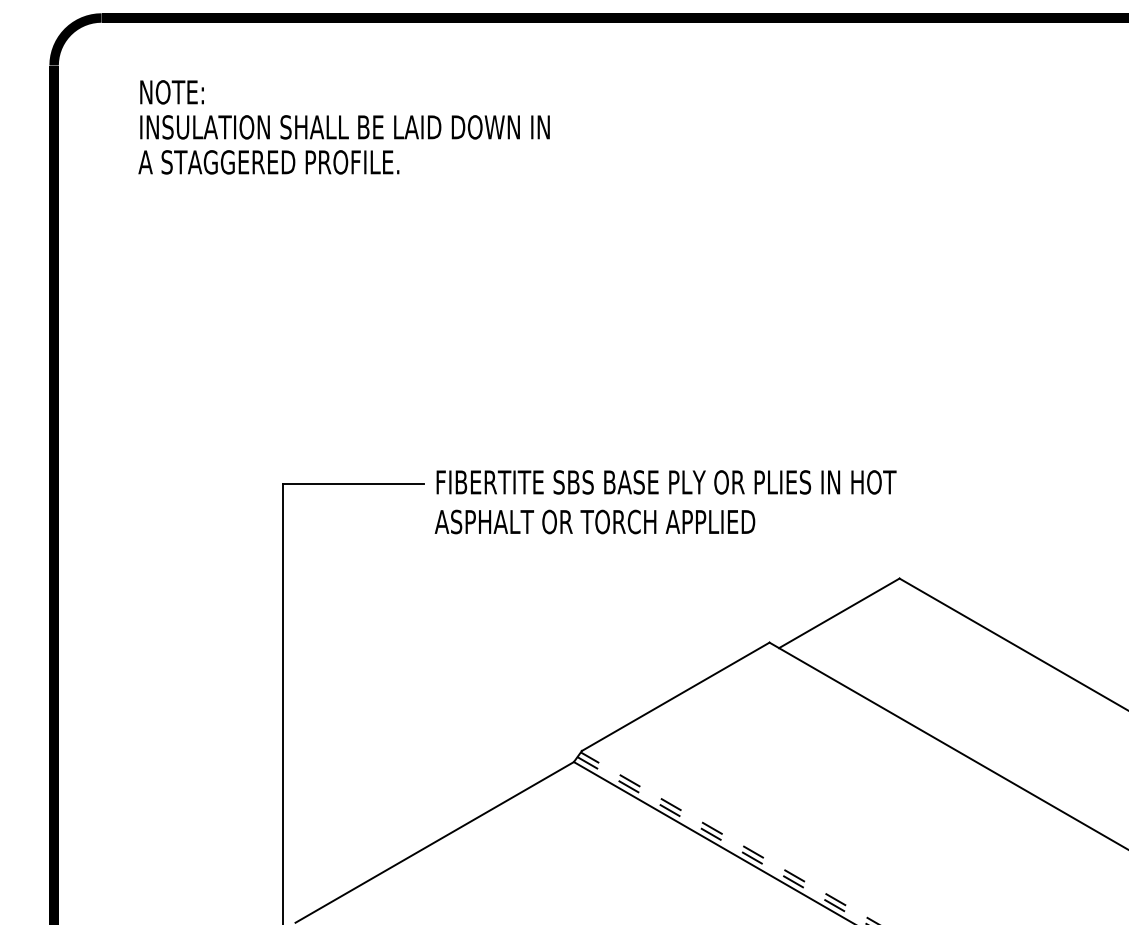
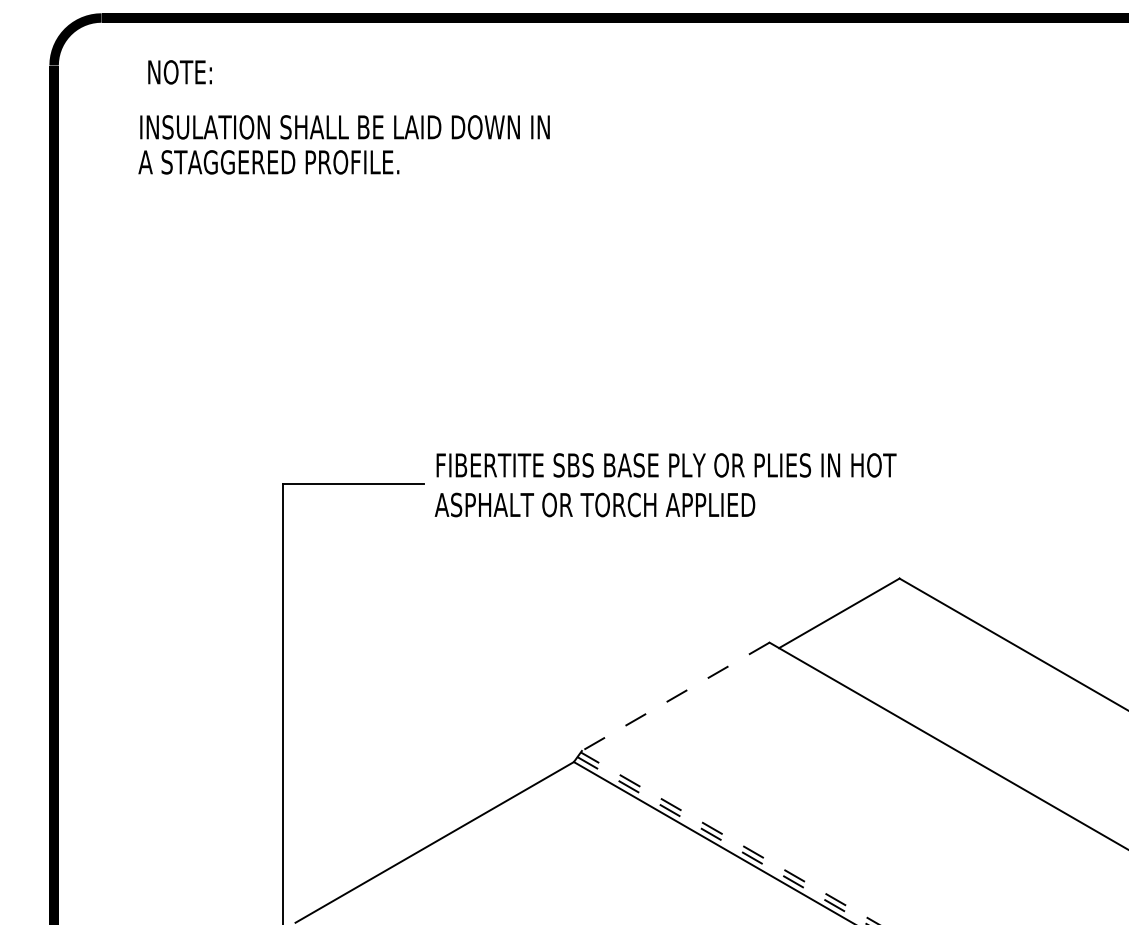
text position: (171, 92) -> (179, 72) (179, 72)
text position: (665, 502) -> (665, 485) (665, 485)
line: solid -> dashed (675, 697)
